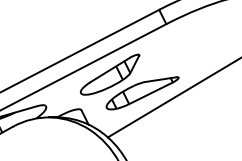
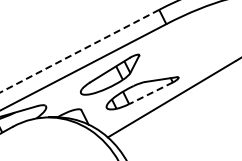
line: solid -> dashed (79, 51)
line: solid -> dashed (150, 93)
